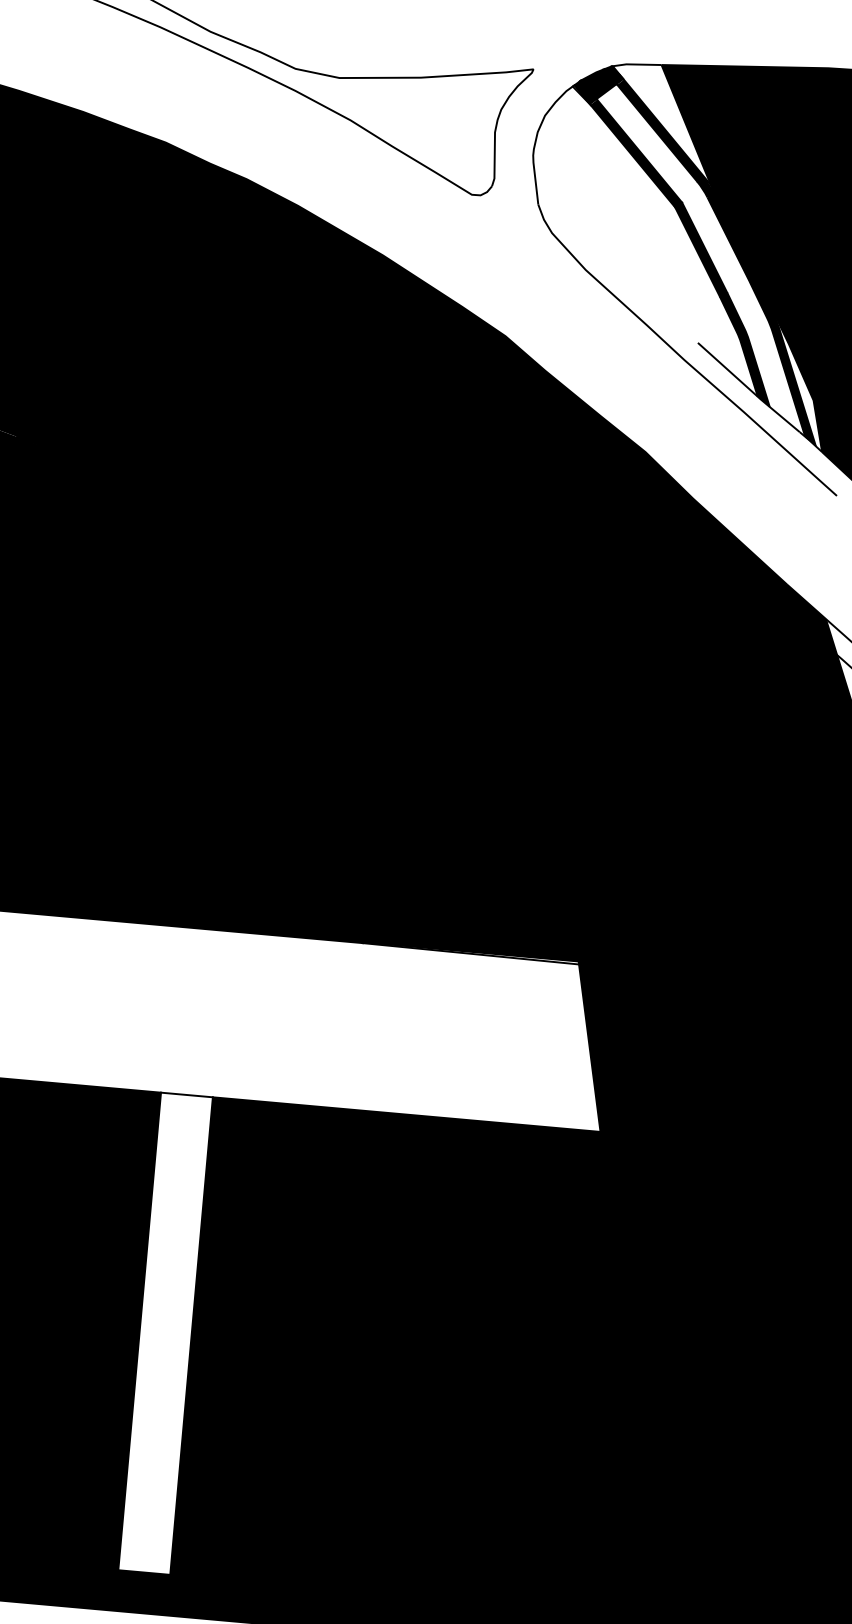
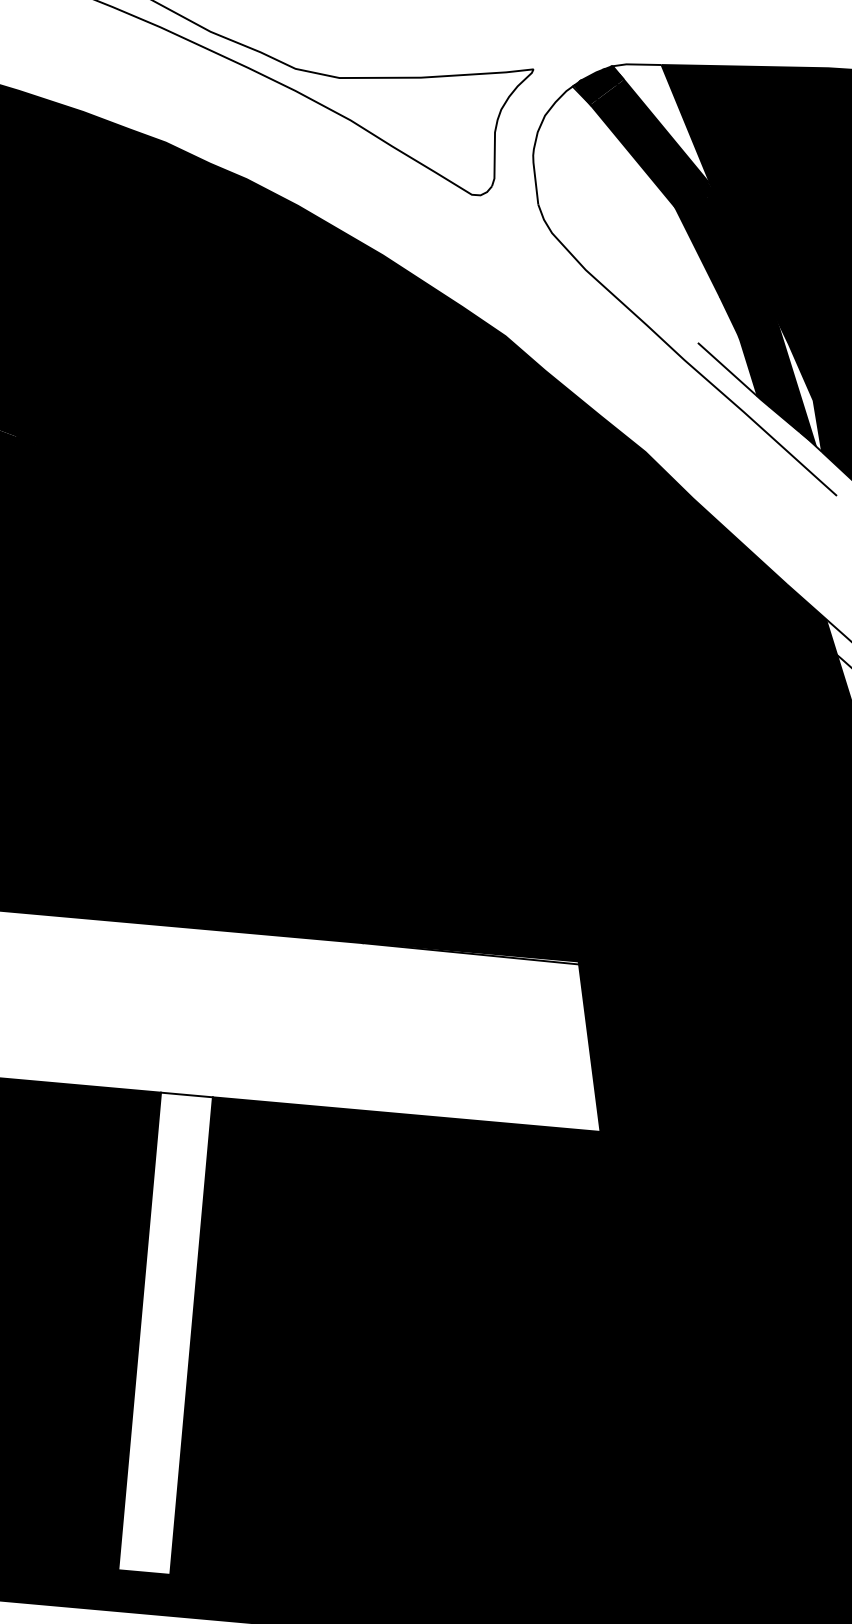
fill: none -> present (701, 260)
